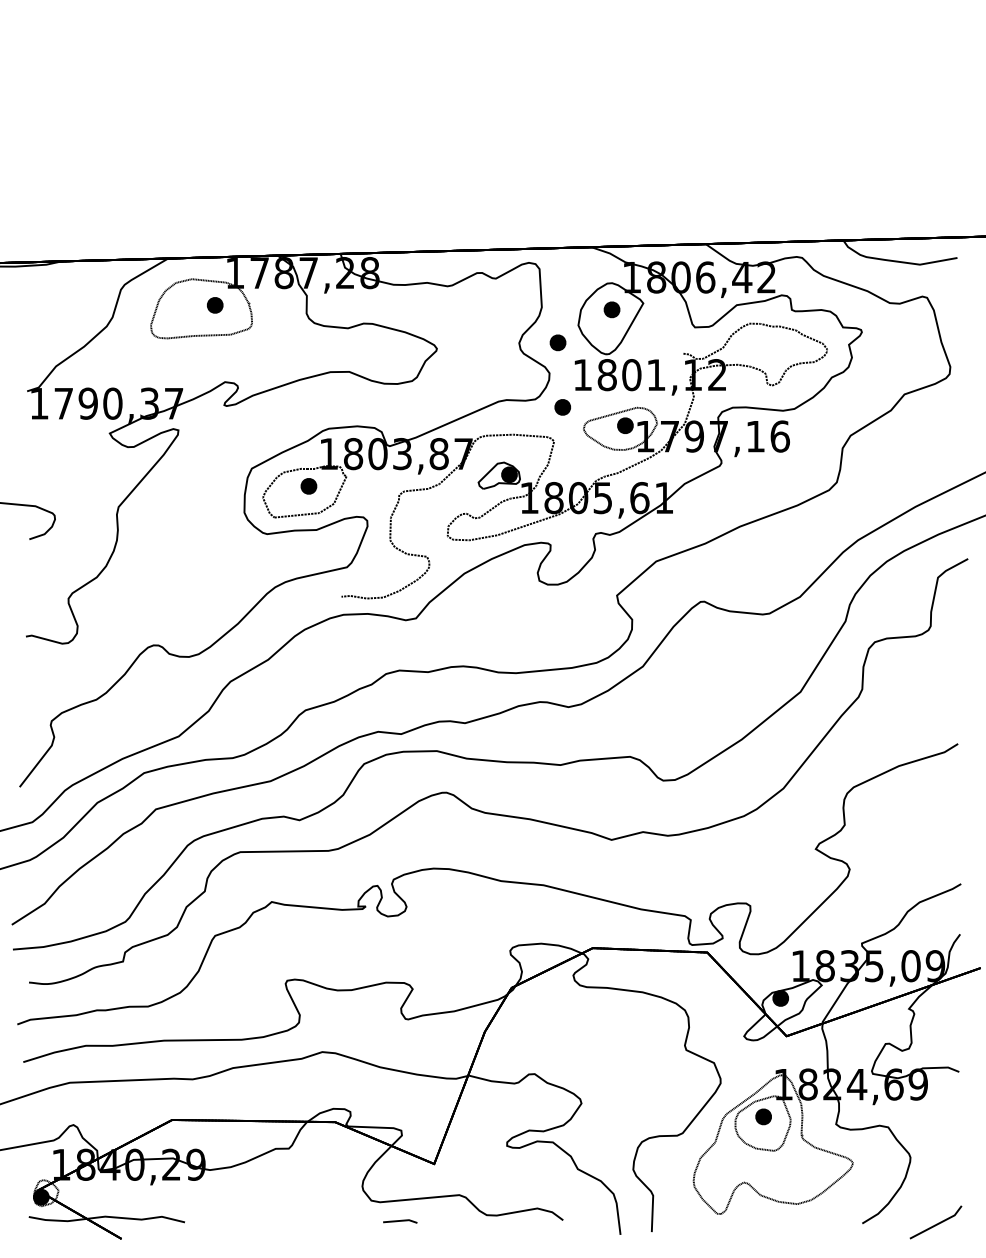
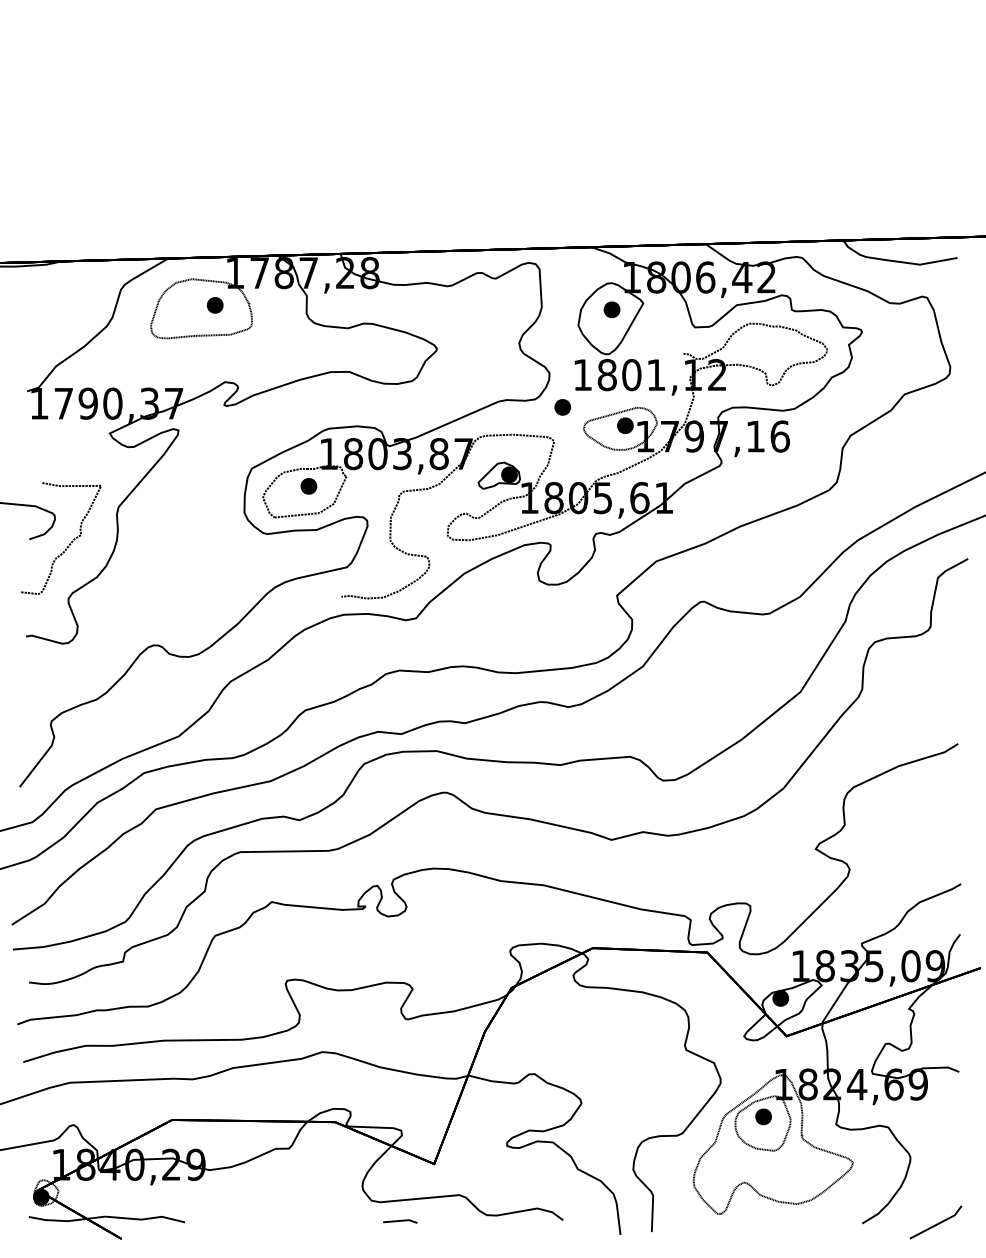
part: present -> none (557, 342)
curve: none -> present (68, 544)
